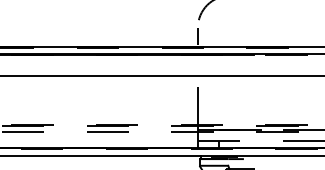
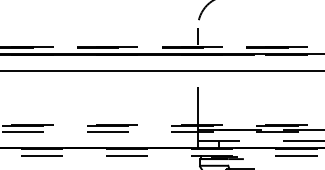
line: solid -> dashed (162, 46)
line position: (161, 76) -> (161, 71) (161, 71)
line: solid -> dashed (162, 155)
